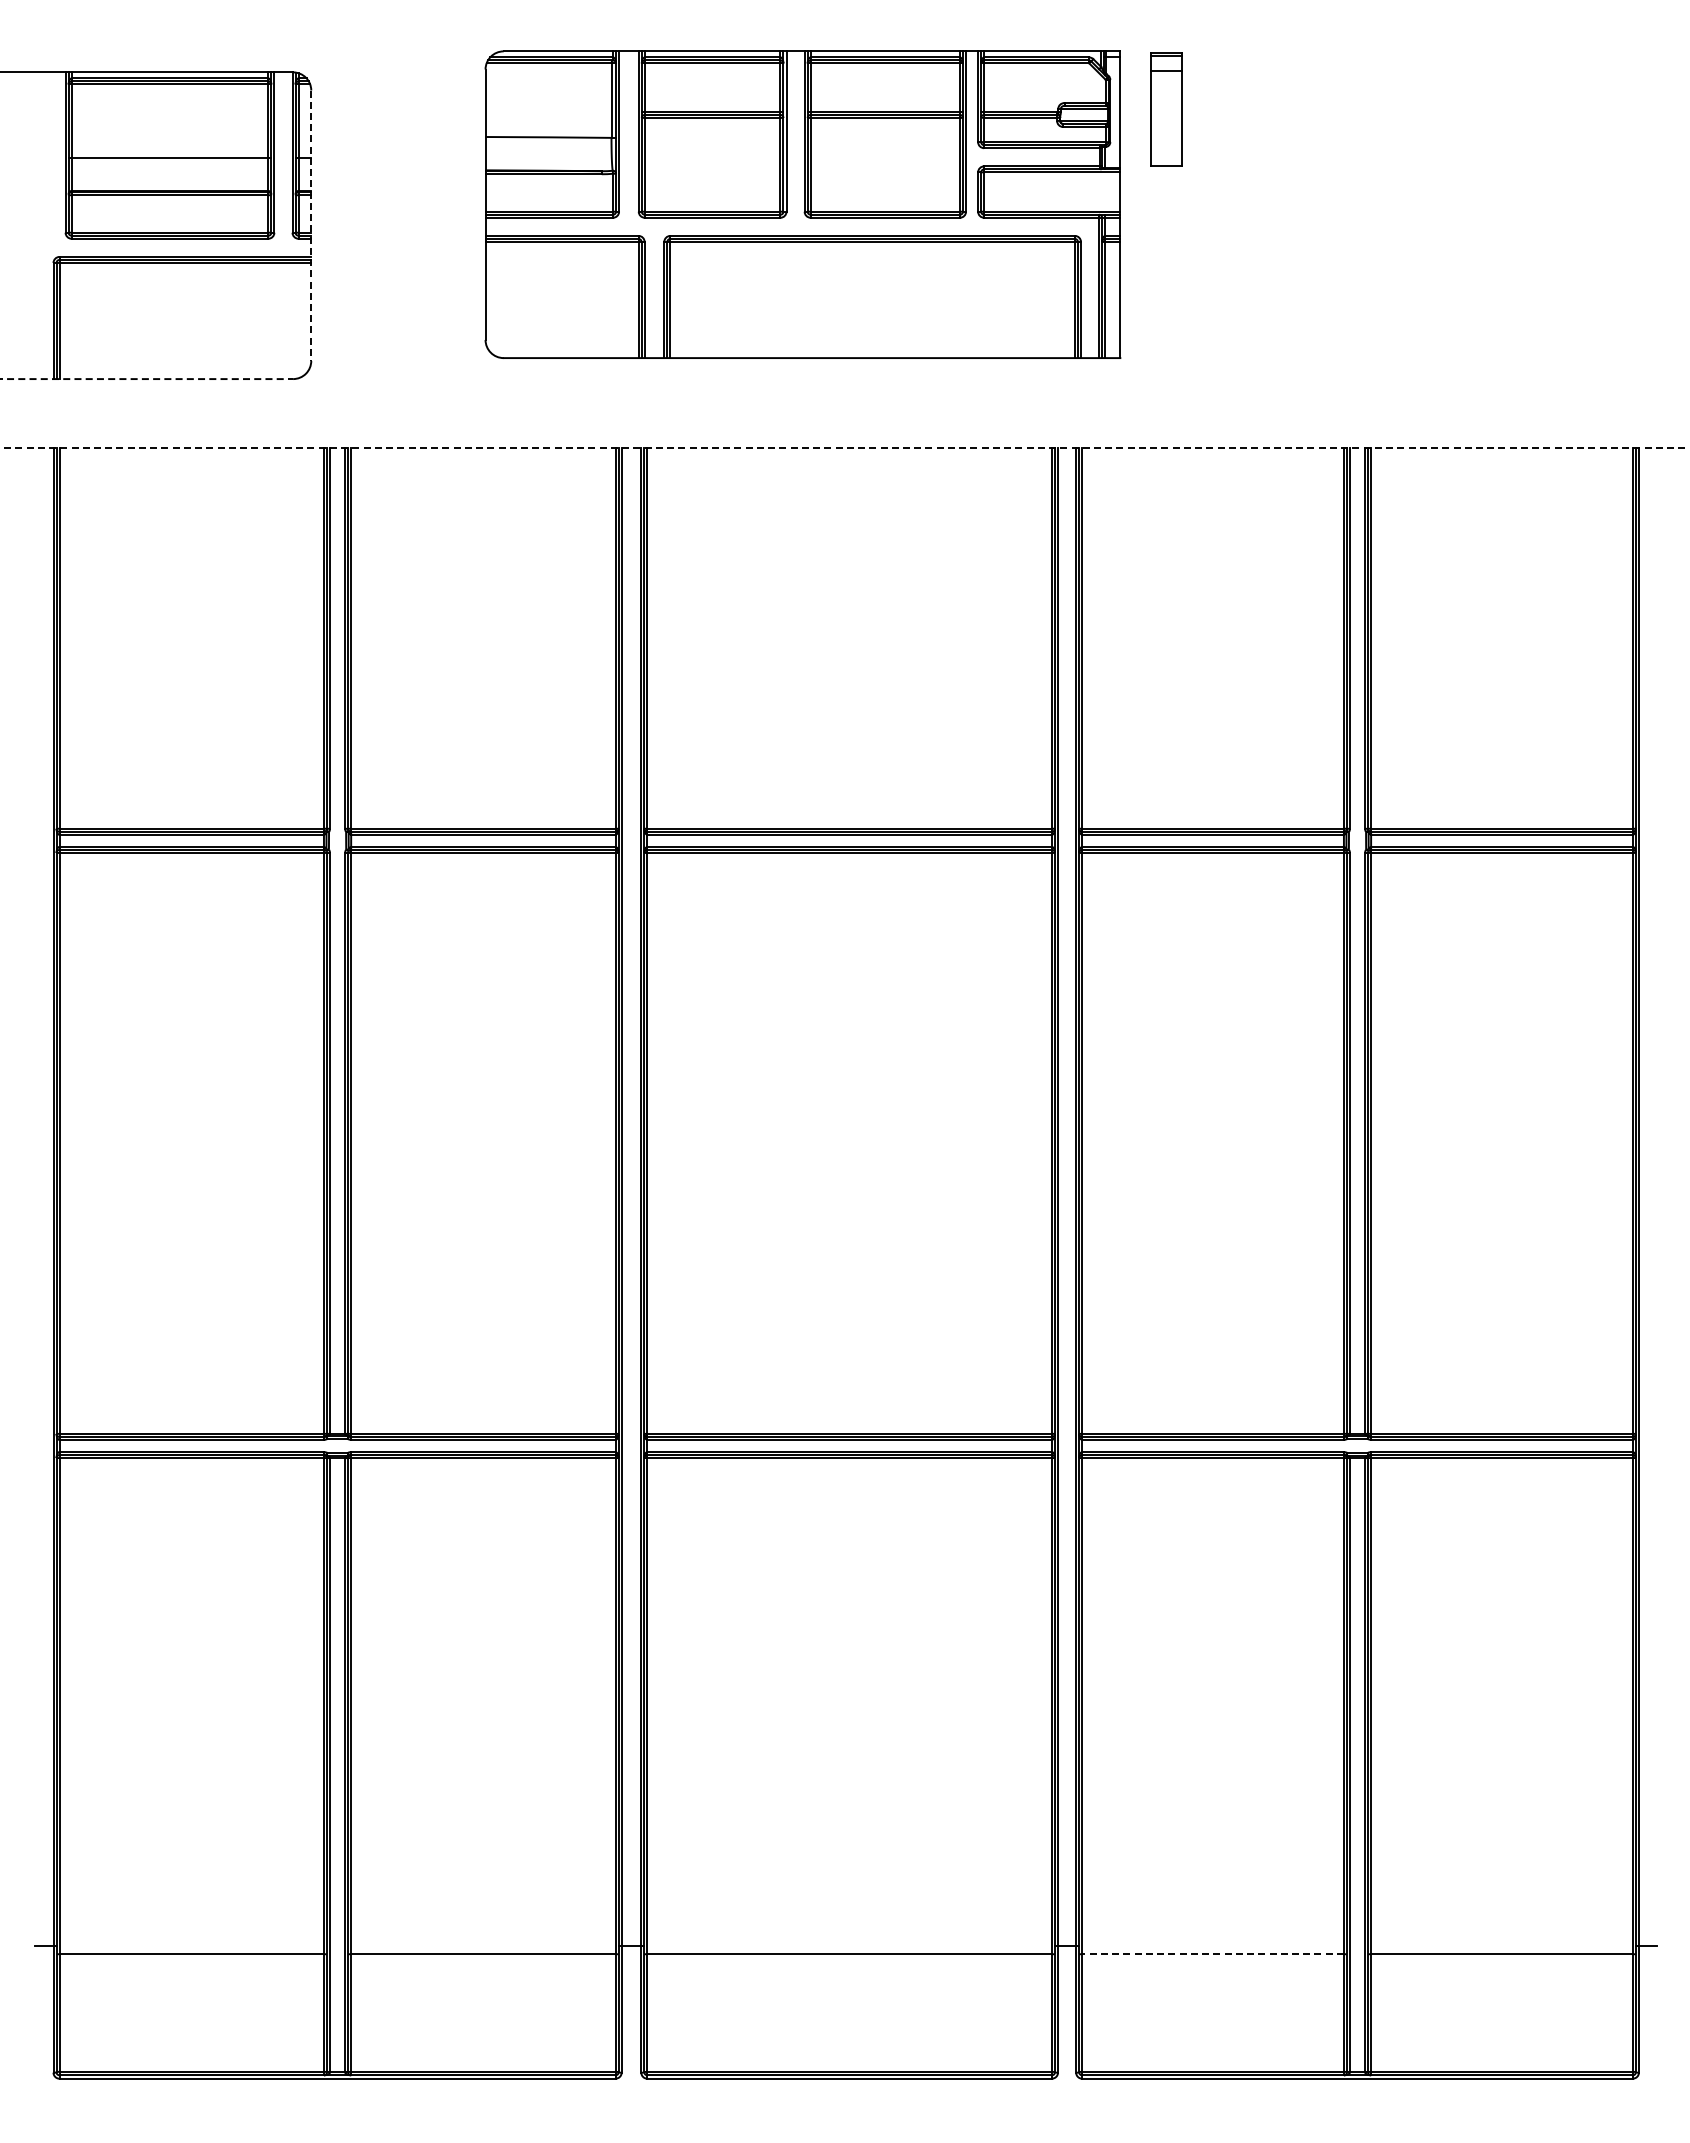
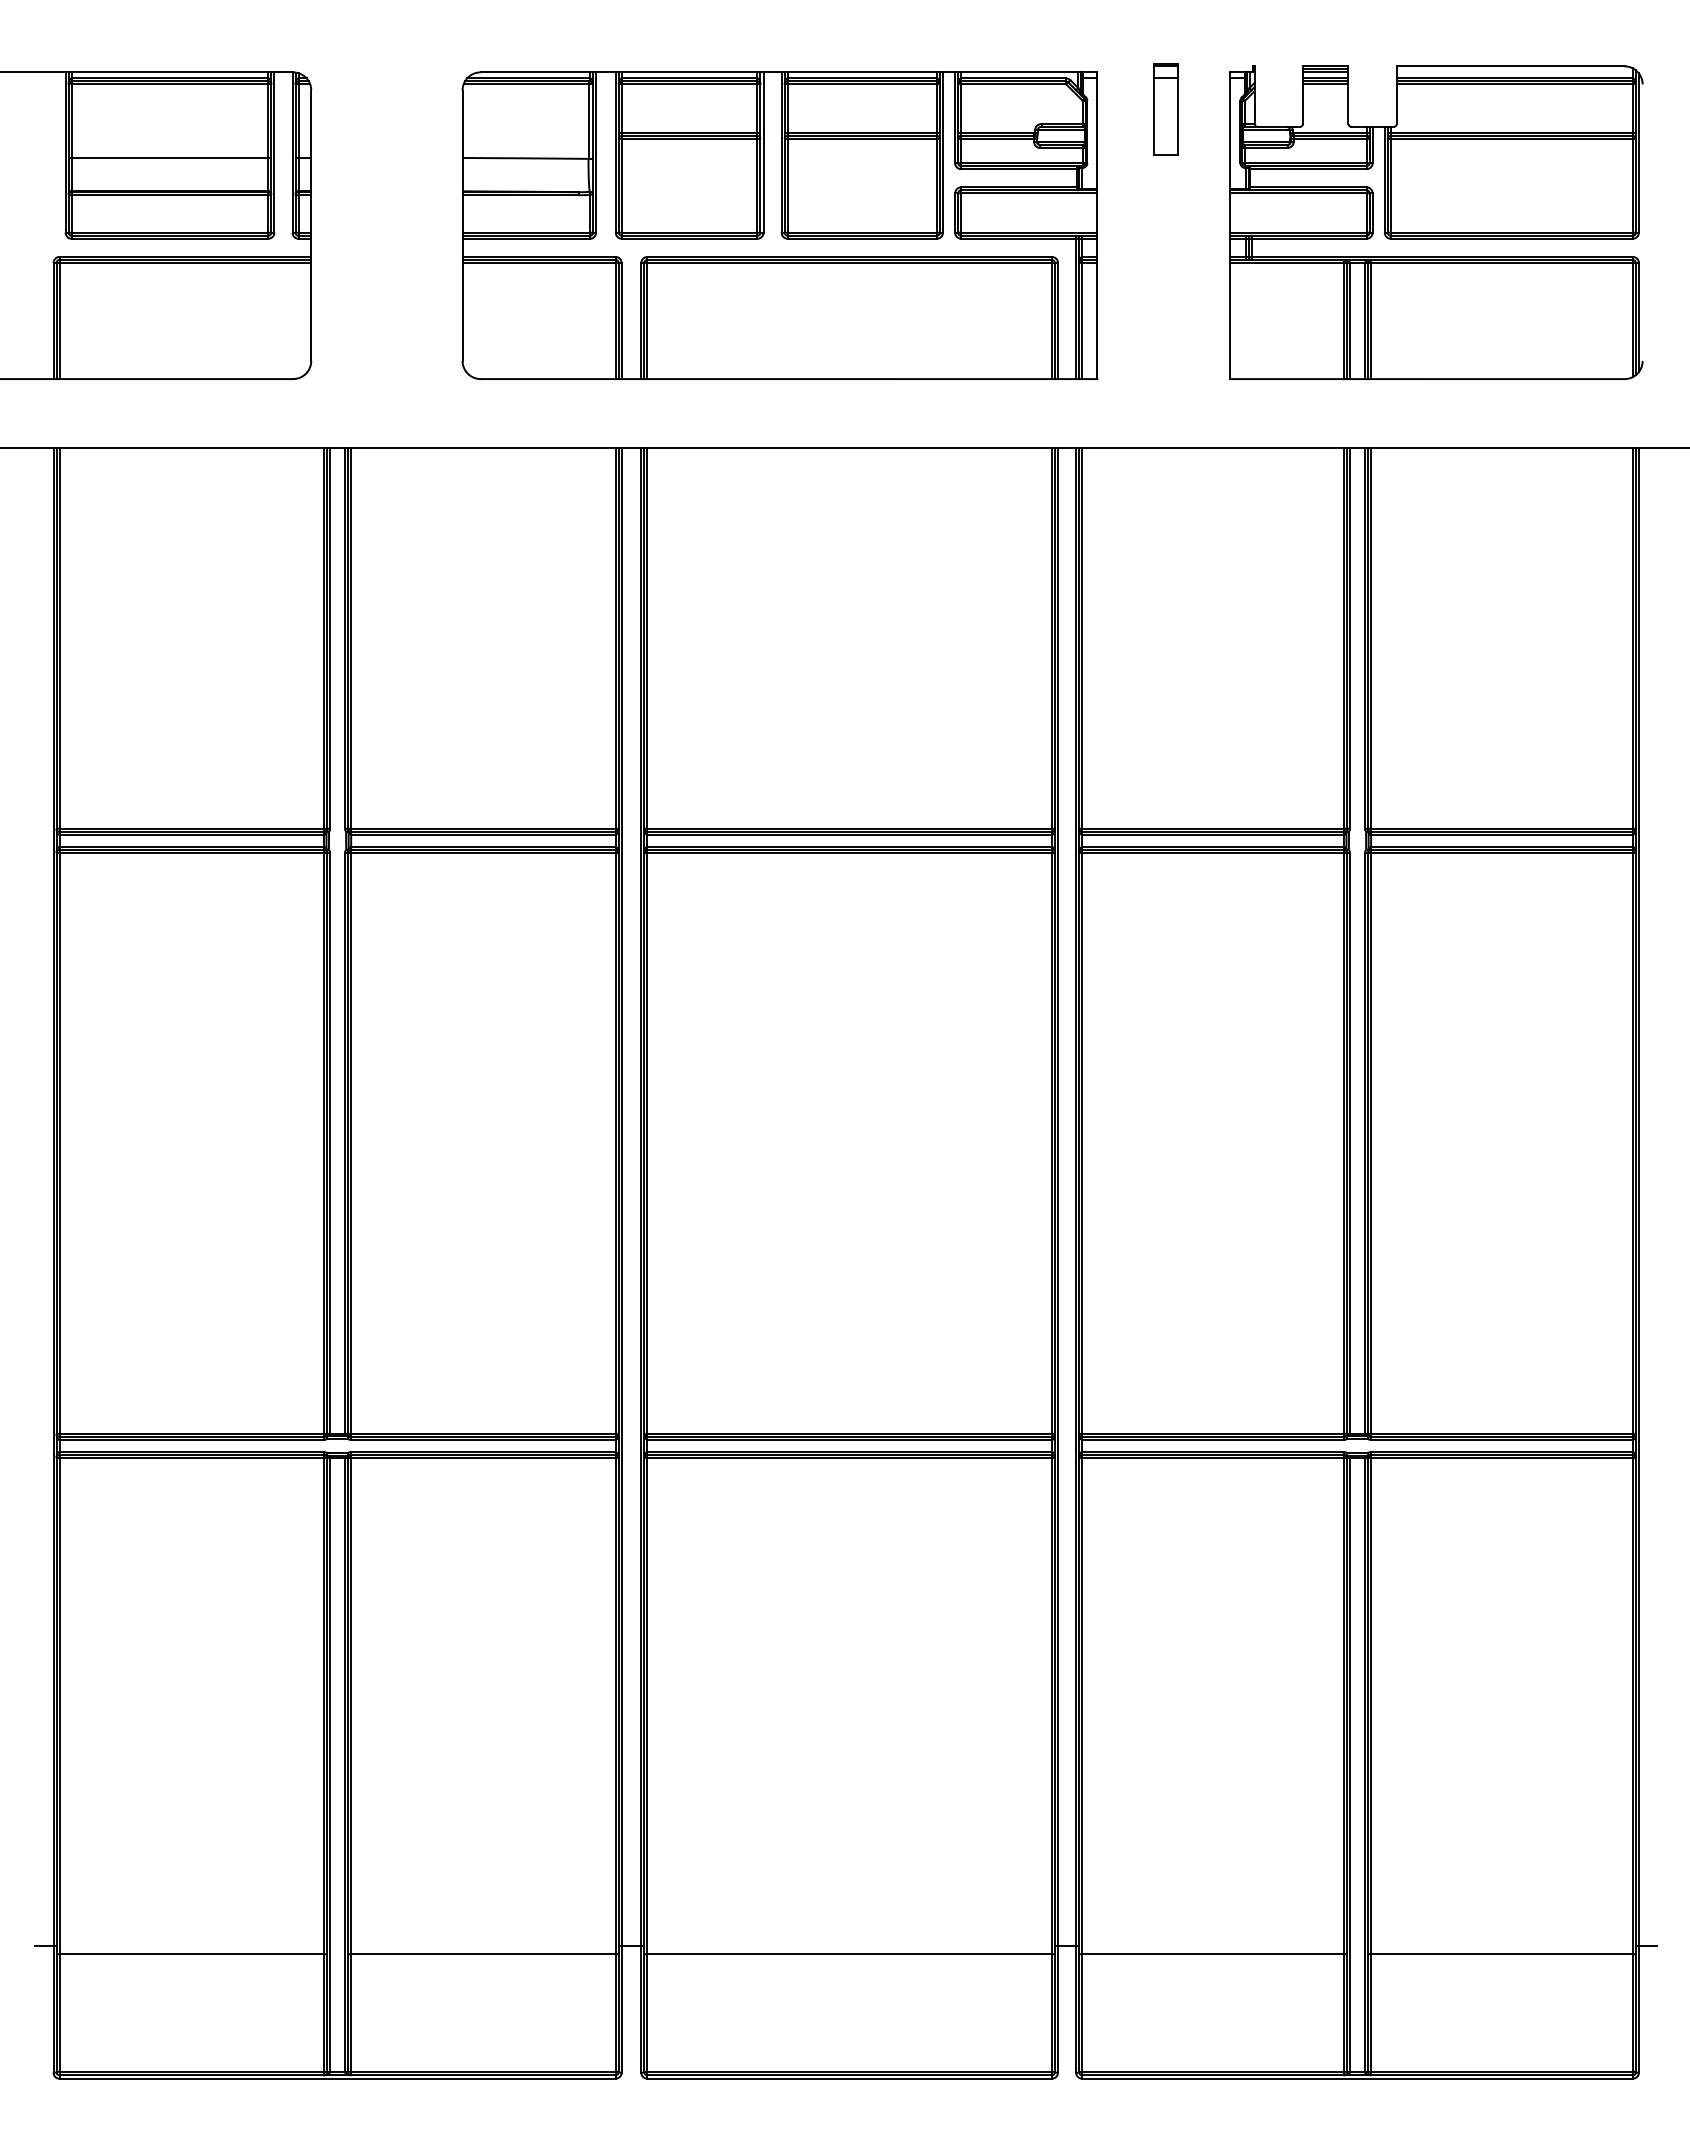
part size: 33x115 px -> 26x93 px (1165, 109)
part position: (802, 204) -> (779, 225) (779, 225)
part: none -> present (1436, 222)
line: dashed -> solid (311, 226)
line: dashed -> solid (147, 379)
line: dashed -> solid (844, 447)
line: dashed -> solid (1213, 1954)
